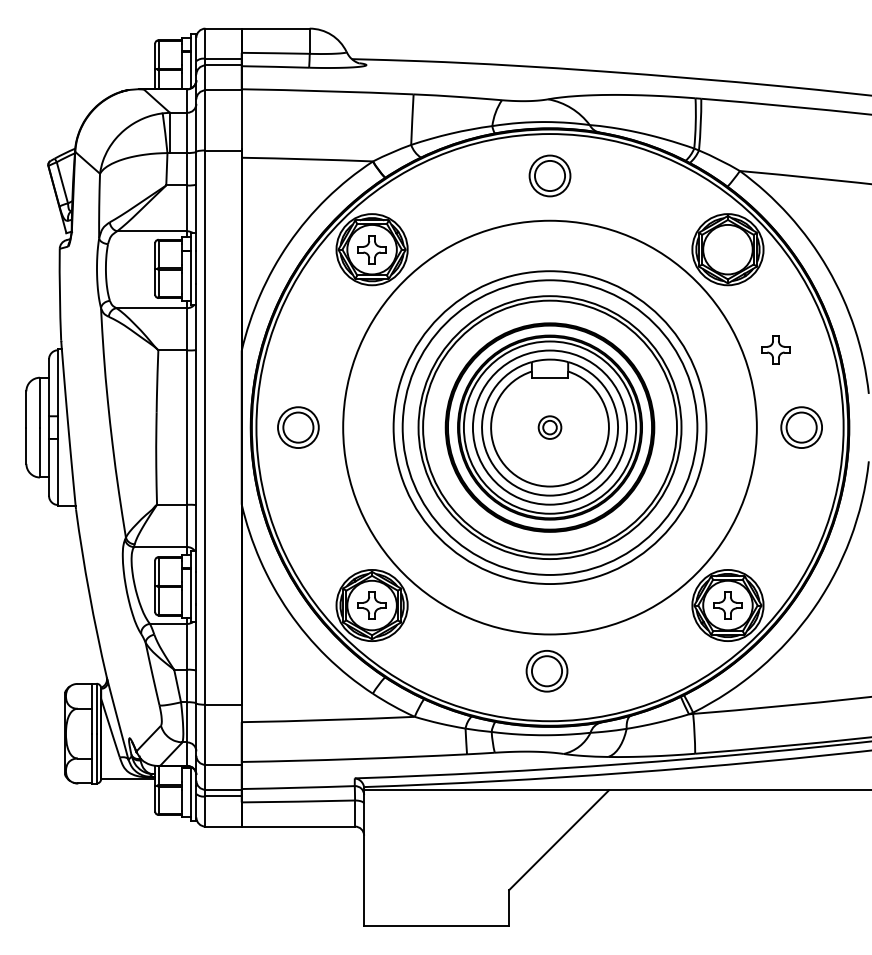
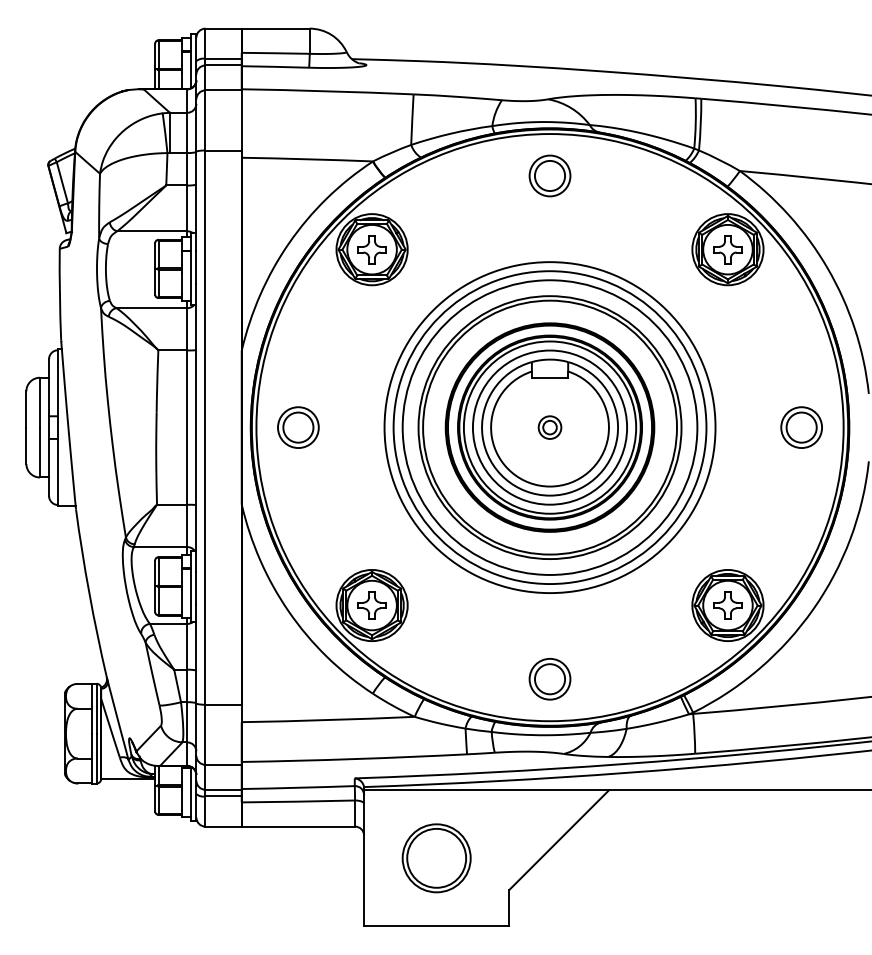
part position: (775, 349) -> (727, 249) (727, 249)
circle diameter: 414 px -> 331 px (549, 427)
part position: (546, 671) -> (549, 679) (549, 679)
part: none -> present (436, 858)
